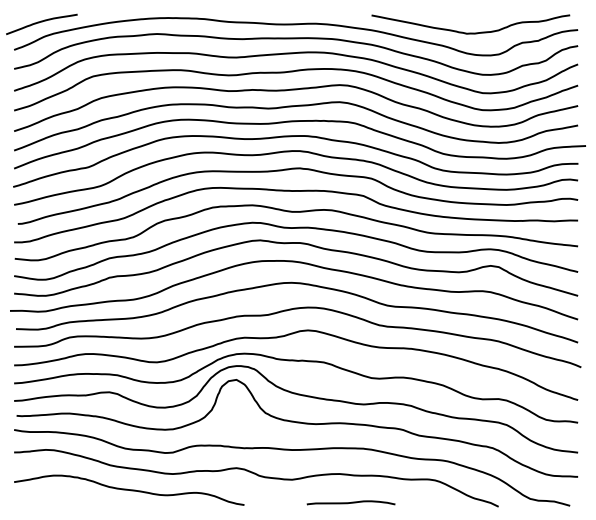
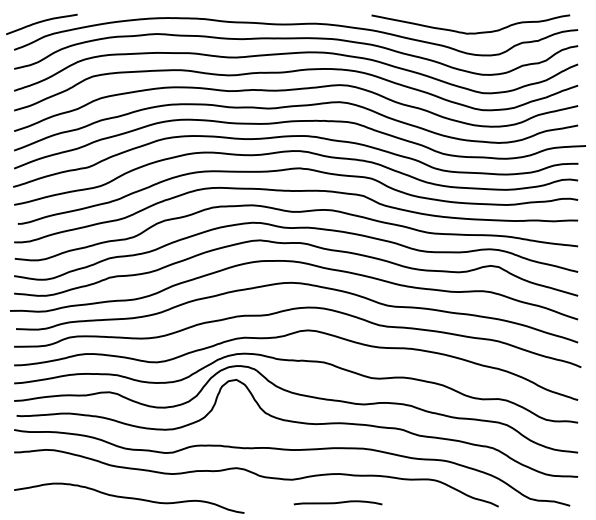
curve position: (129, 489) -> (129, 497) (129, 497)
curve position: (350, 502) -> (337, 502) (337, 502)
